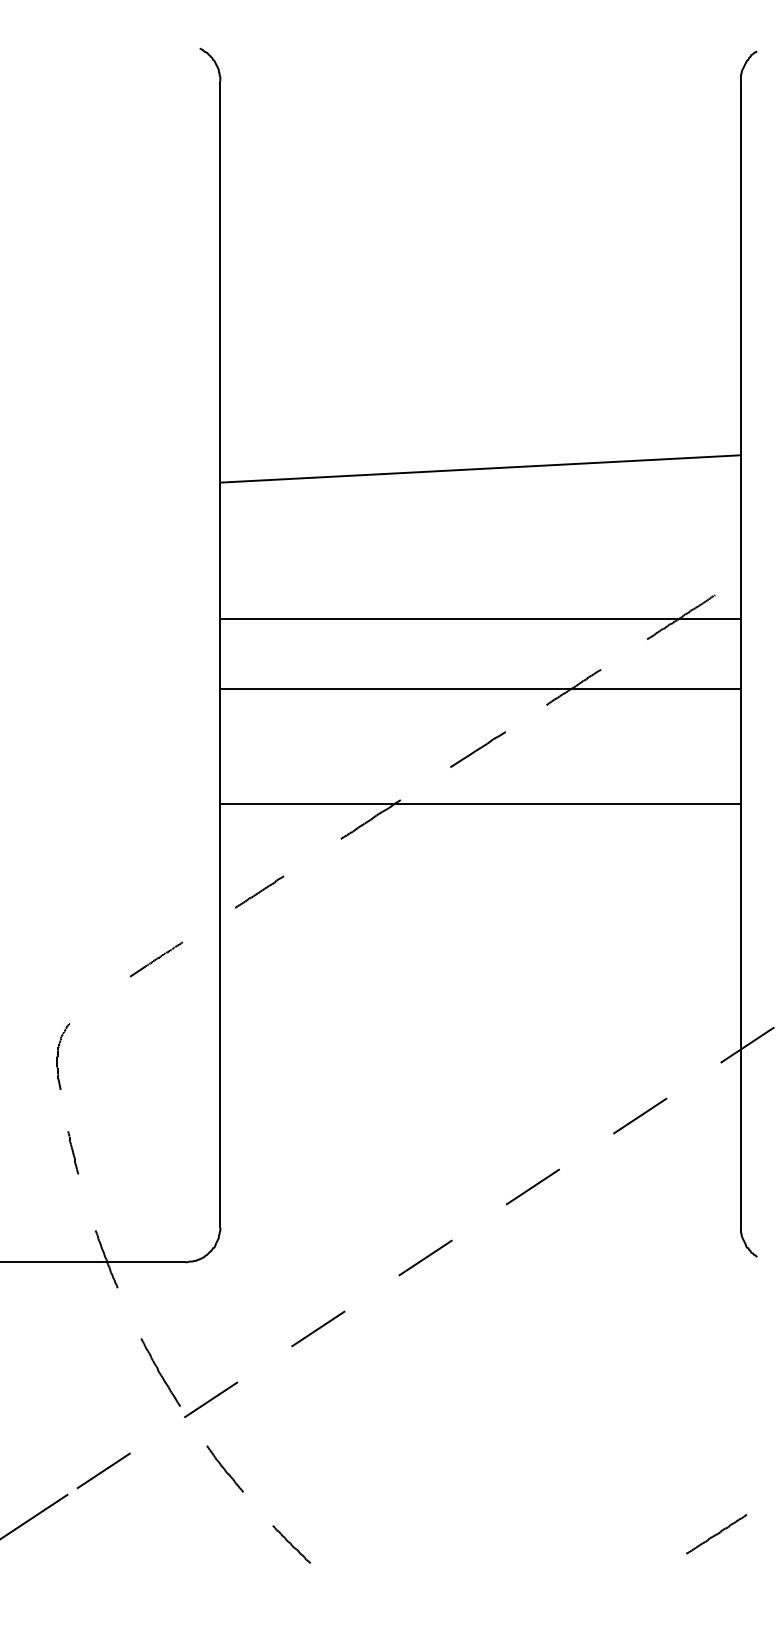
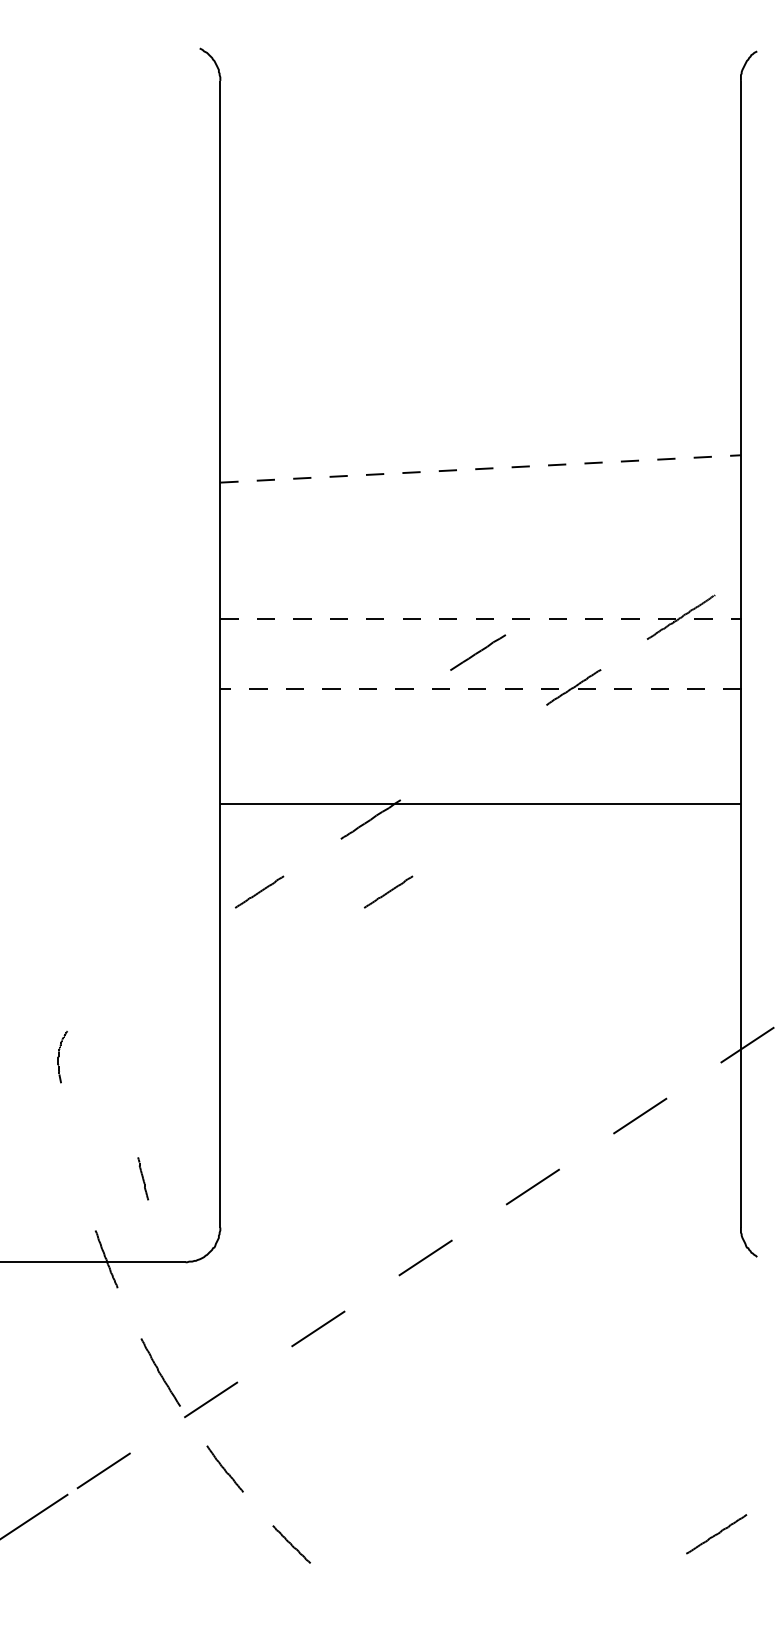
line: solid -> dashed (480, 468)
line: solid -> dashed (481, 619)
line: solid -> dashed (481, 689)
line position: (478, 749) -> (478, 652) (478, 652)
line: none -> present (388, 891)
line: present -> none (156, 959)
part size: 14x67 px -> 11x53 px (62, 1057)
line position: (73, 1152) -> (143, 1178) (143, 1178)
